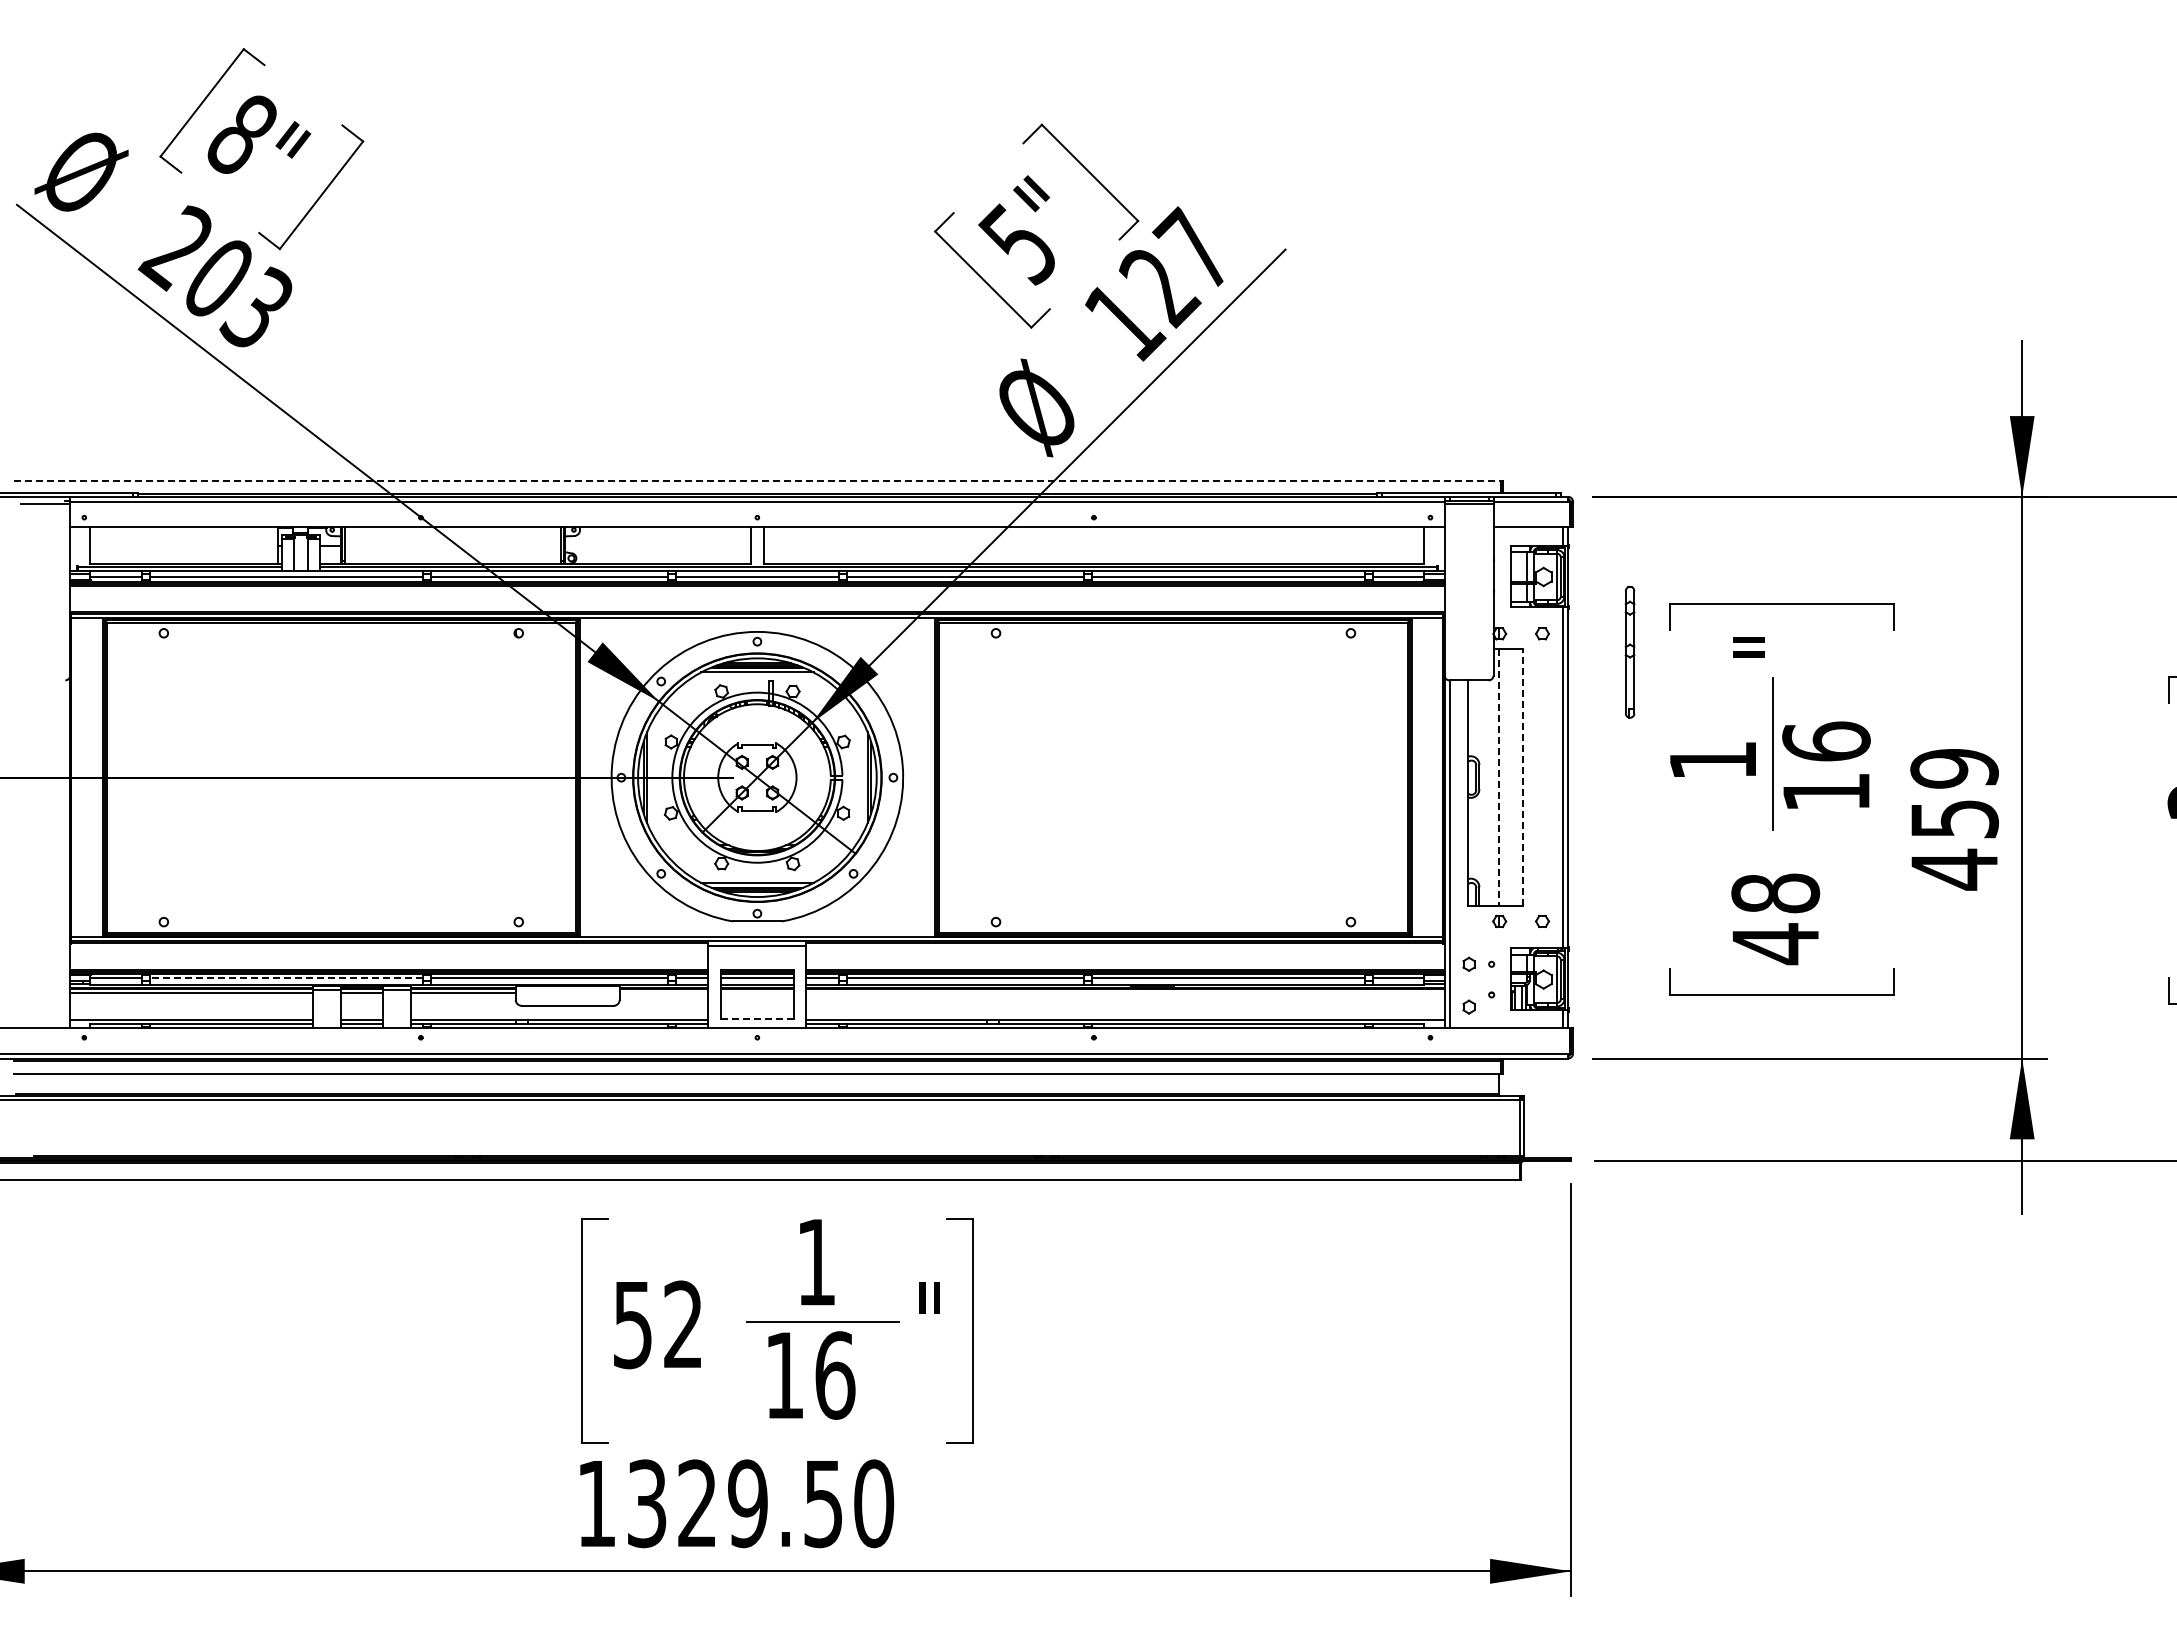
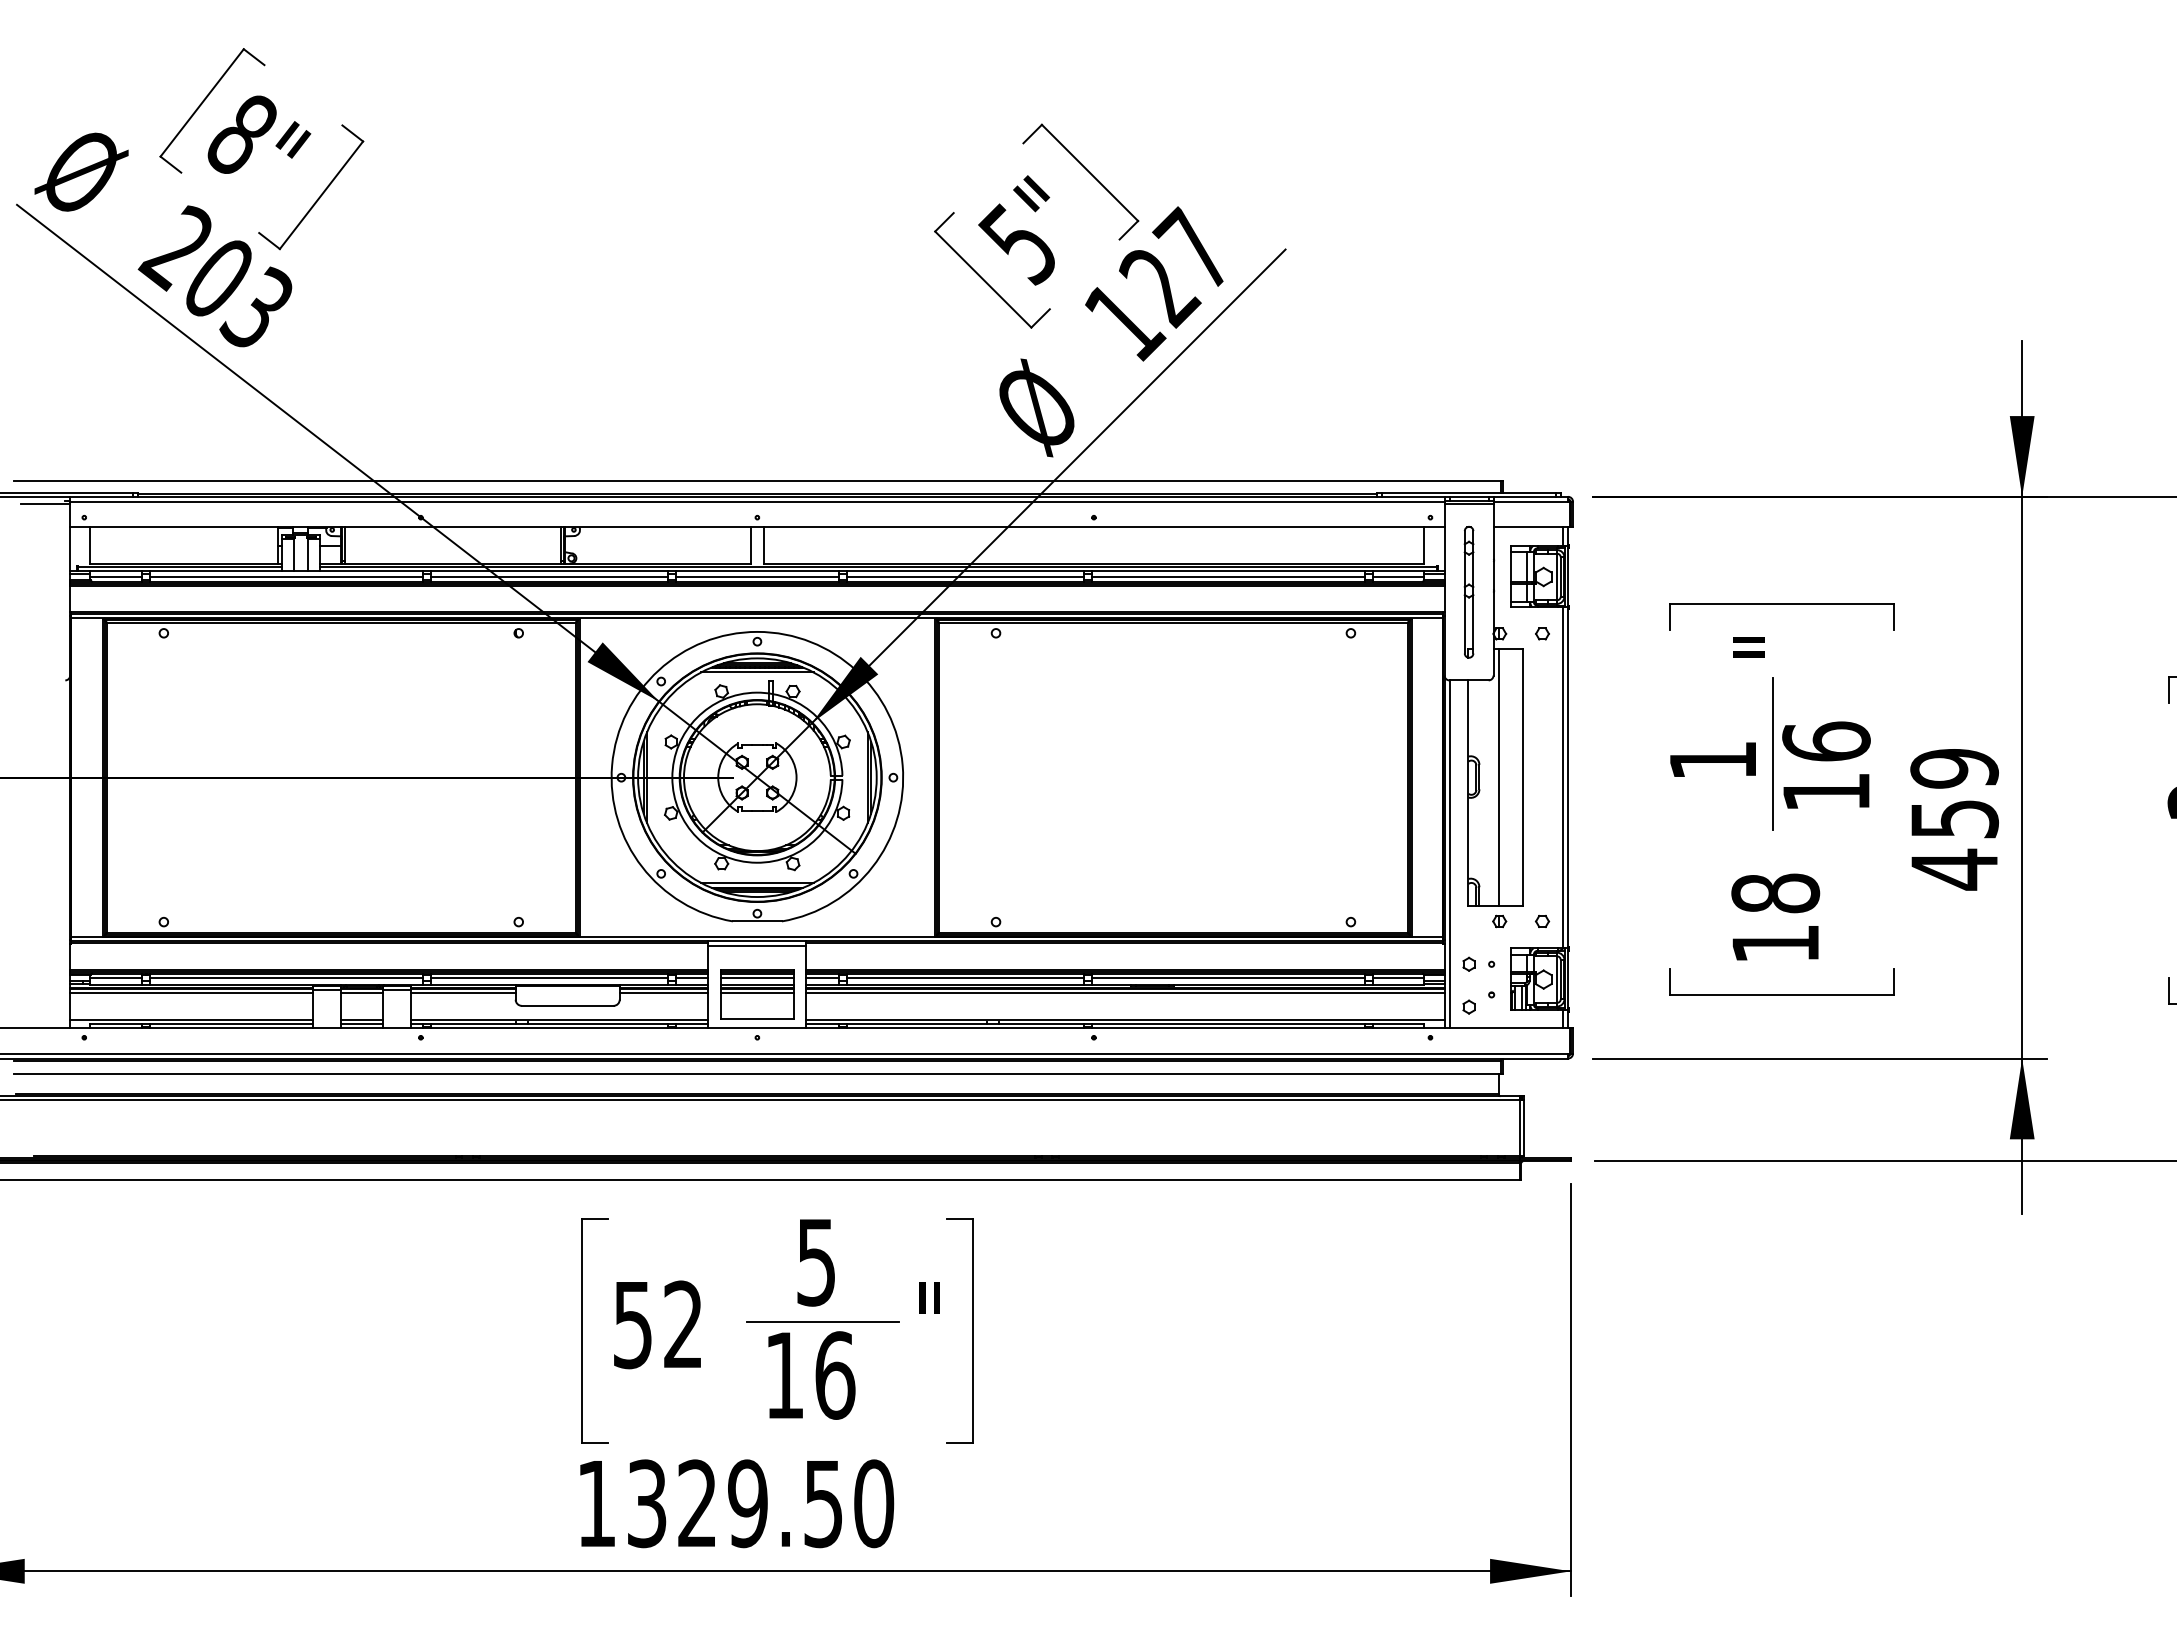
line: dashed -> solid (757, 480)
part position: (1629, 652) -> (1468, 592) (1468, 592)
line: dashed -> solid (1523, 777)
line: dashed -> solid (1499, 778)
text: 48 -> 18 (1775, 944)
line: dashed -> solid (286, 978)
line: none -> present (663, 992)
line: none -> present (757, 992)
line: none -> present (1125, 992)
line: dashed -> solid (757, 1019)
text: 1 -> 5 (815, 1262)
